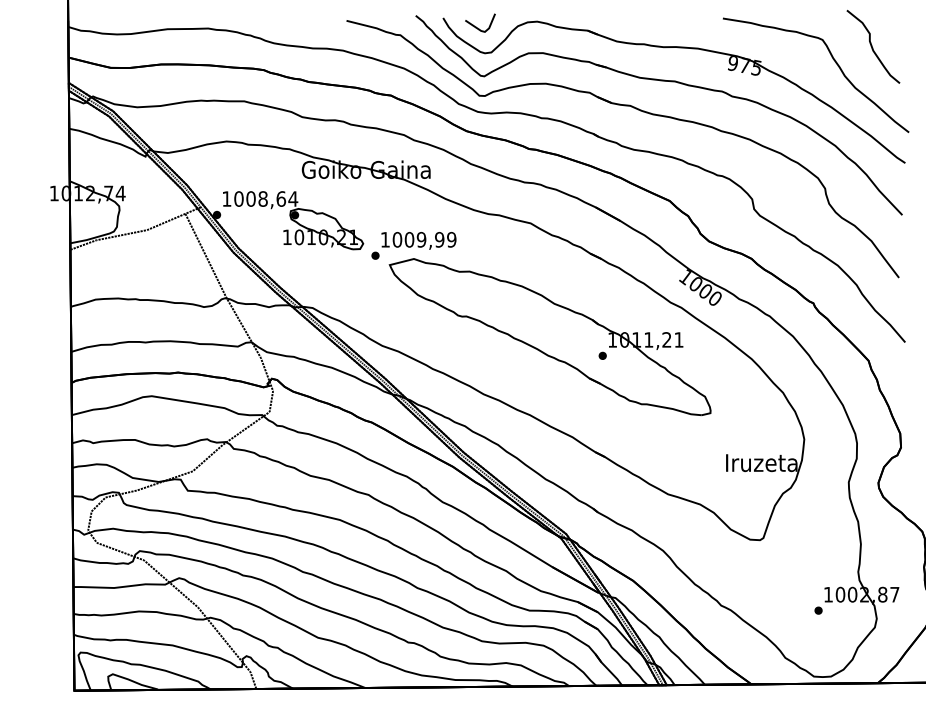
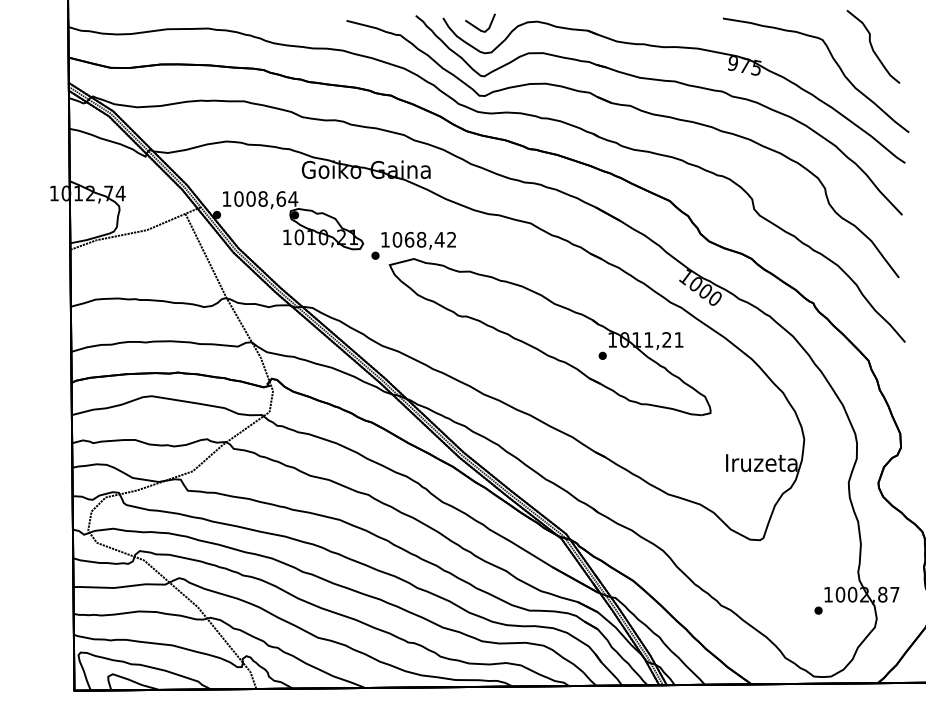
text: 1009,99 -> 1068,42 (430, 239)
